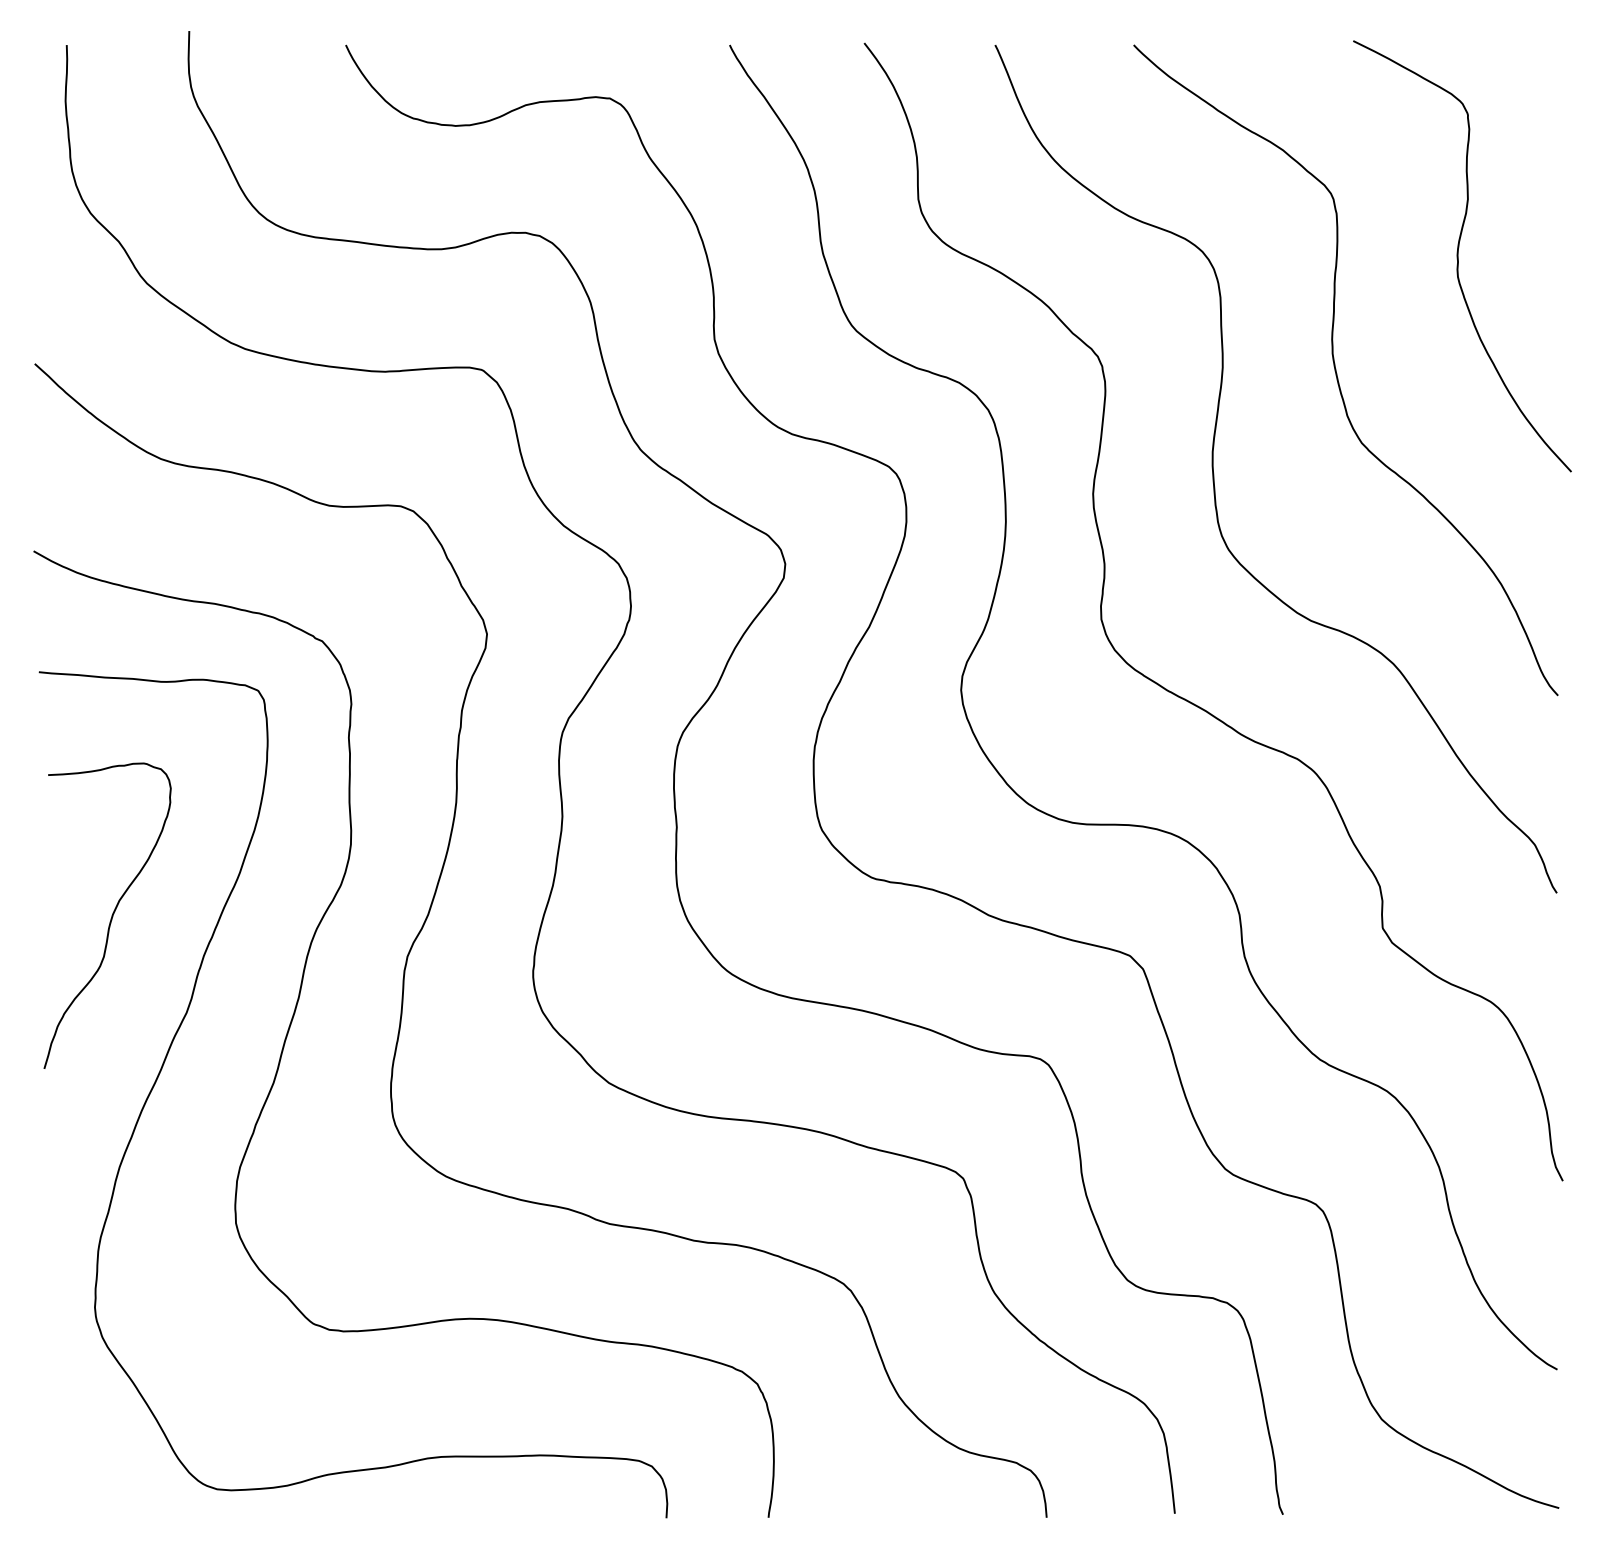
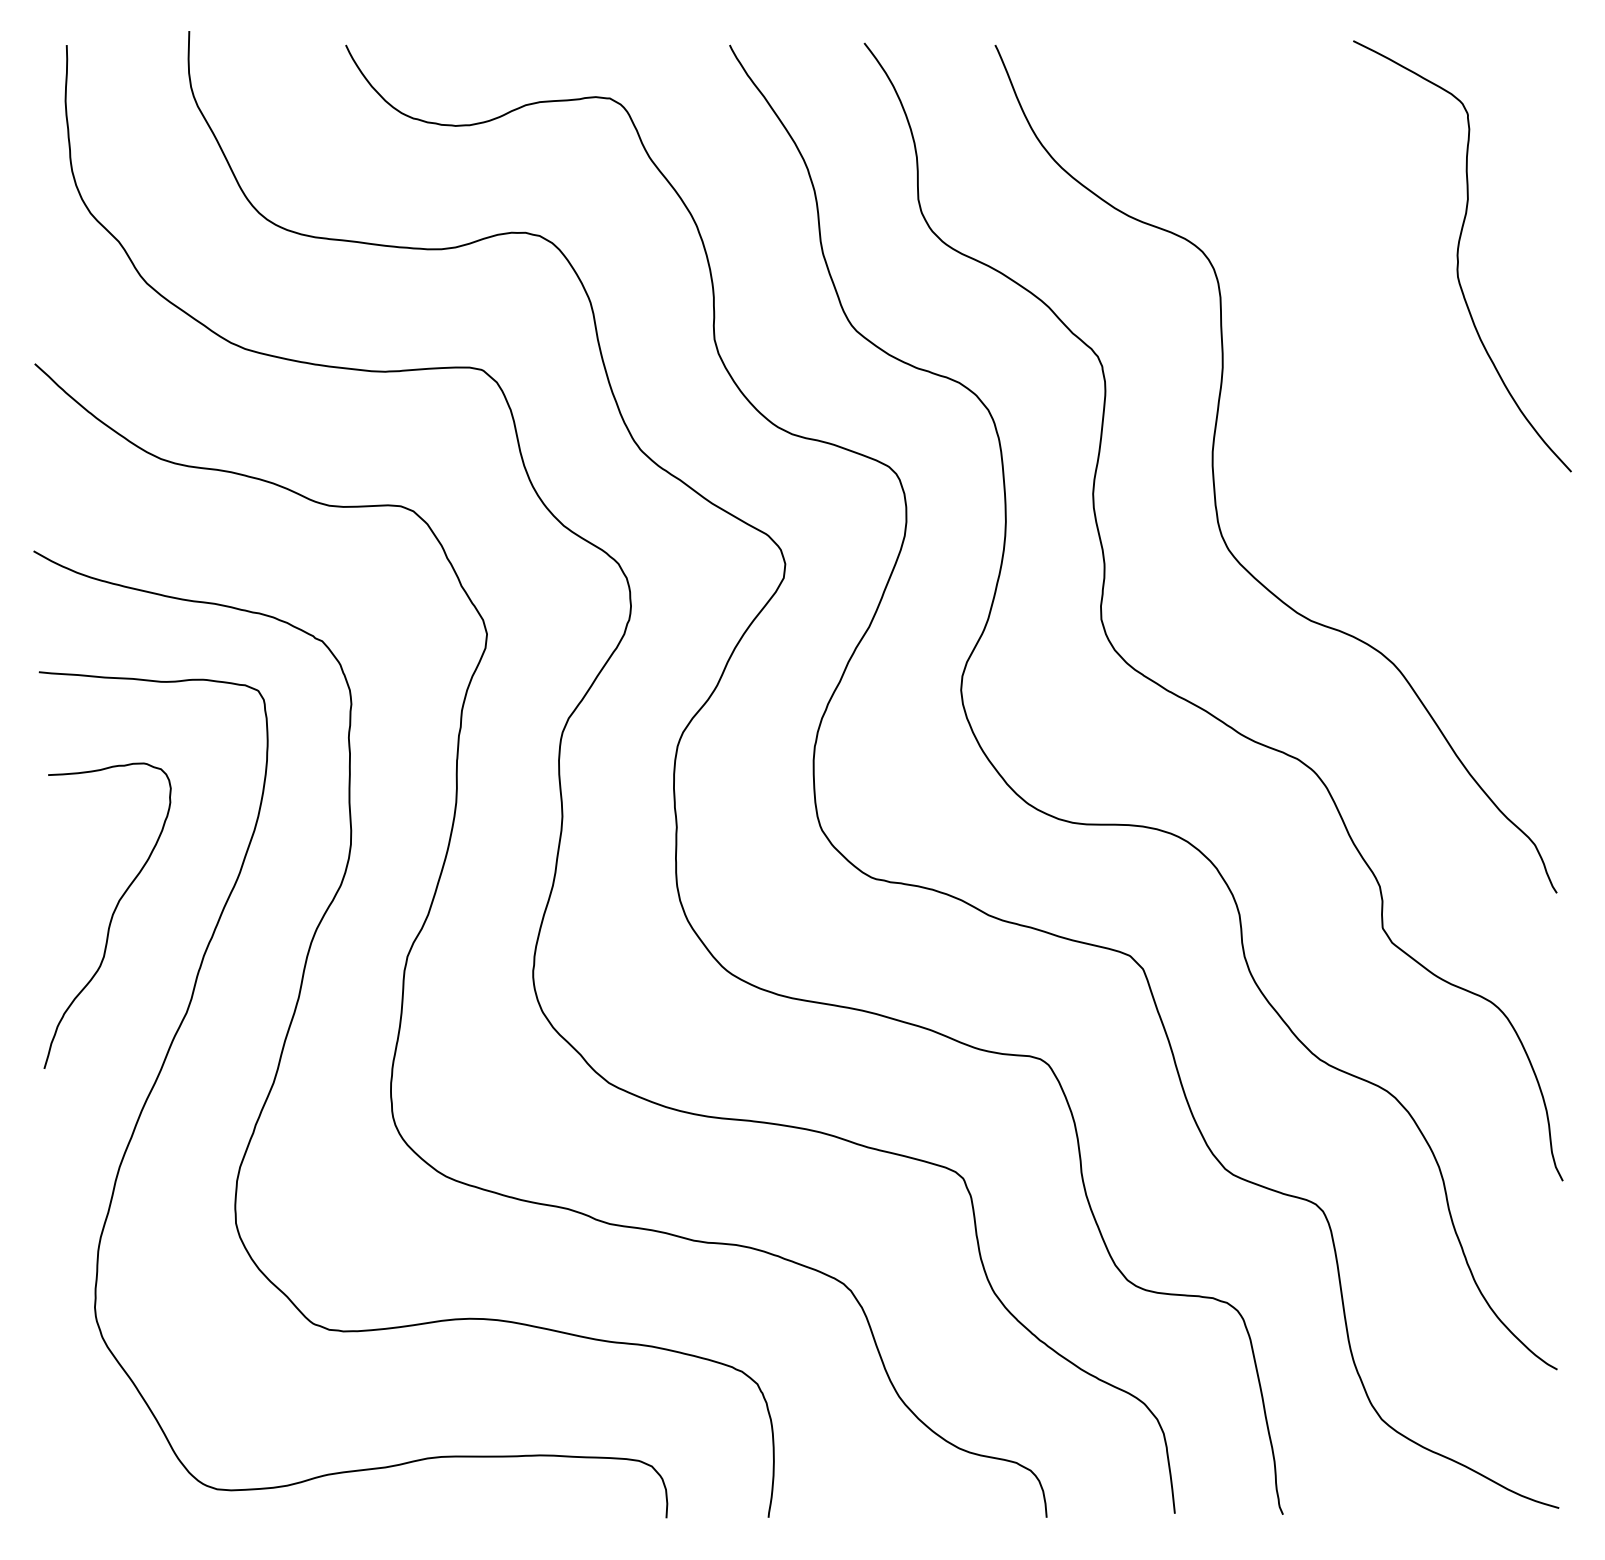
curve: present -> none (1337, 373)
